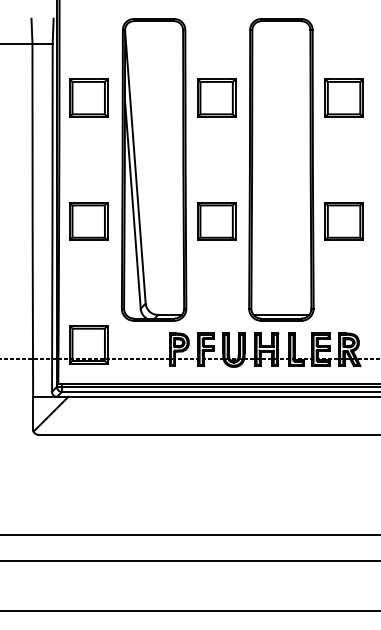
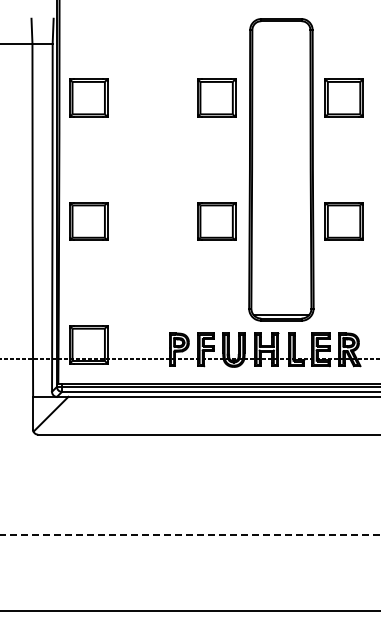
part: present -> none (154, 169)
line: solid -> dashed (190, 535)
line: present -> none (189, 560)
